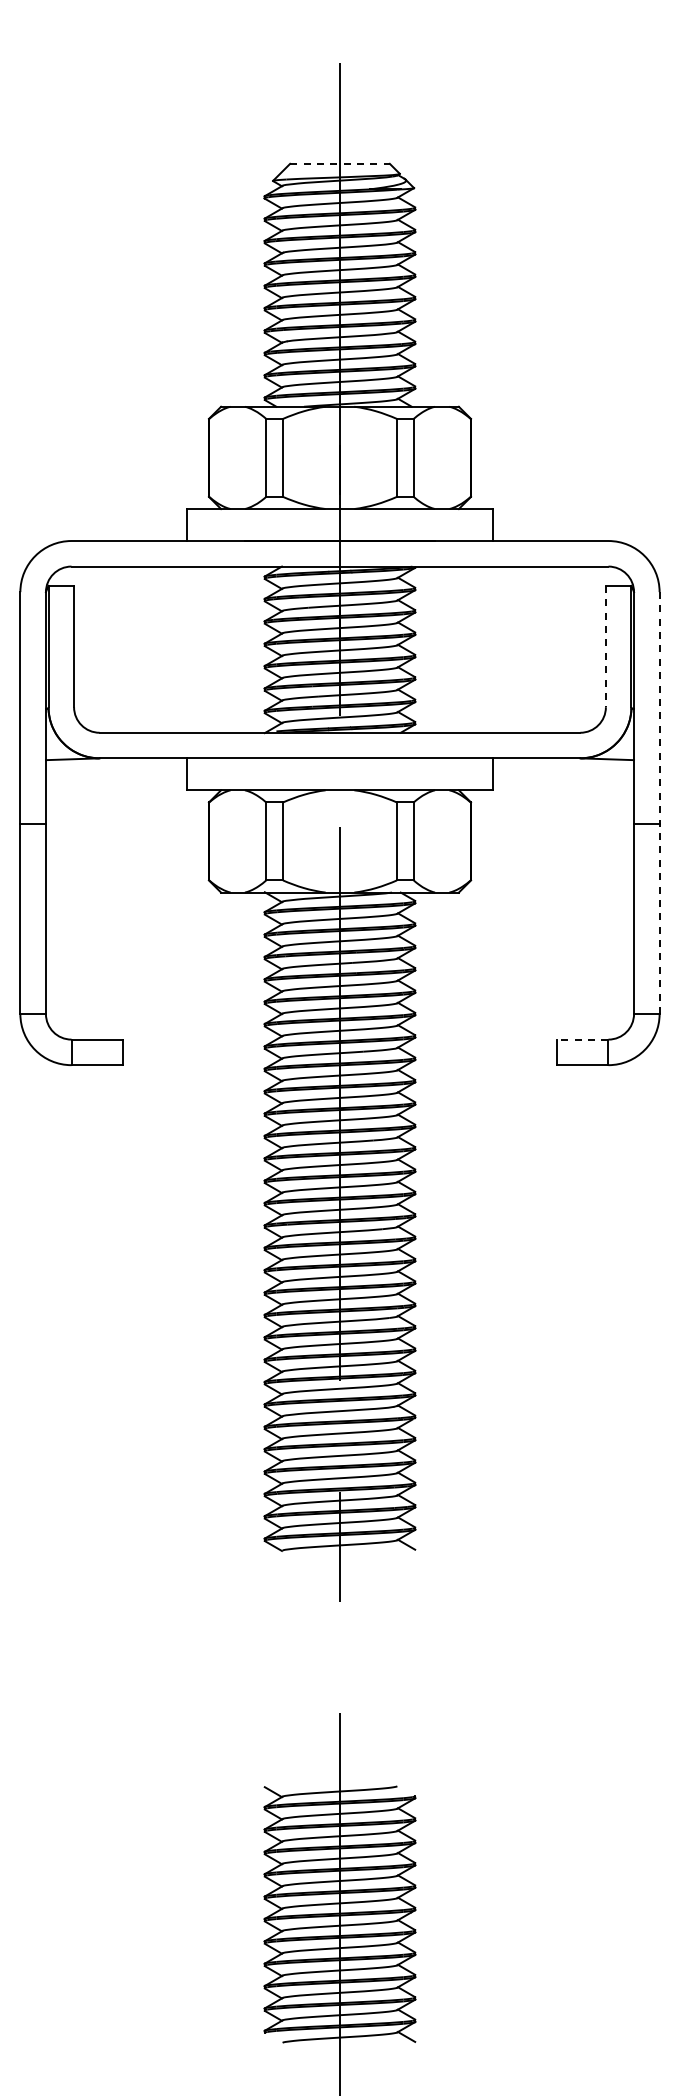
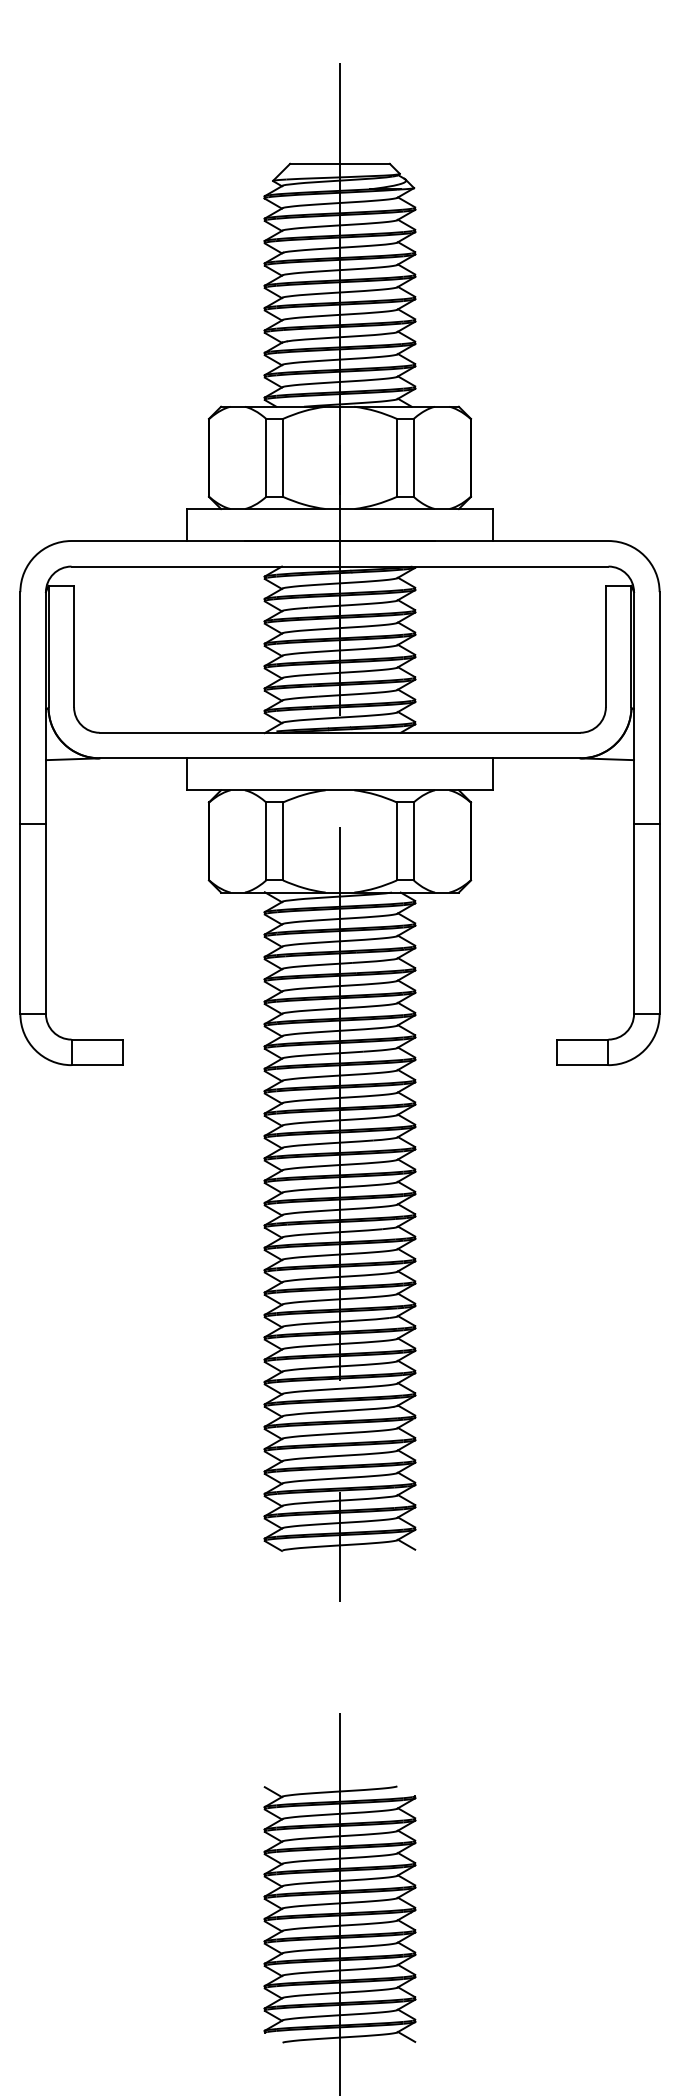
line: dashed -> solid (339, 163)
line: dashed -> solid (605, 646)
line: dashed -> solid (659, 803)
line: dashed -> solid (582, 1039)
